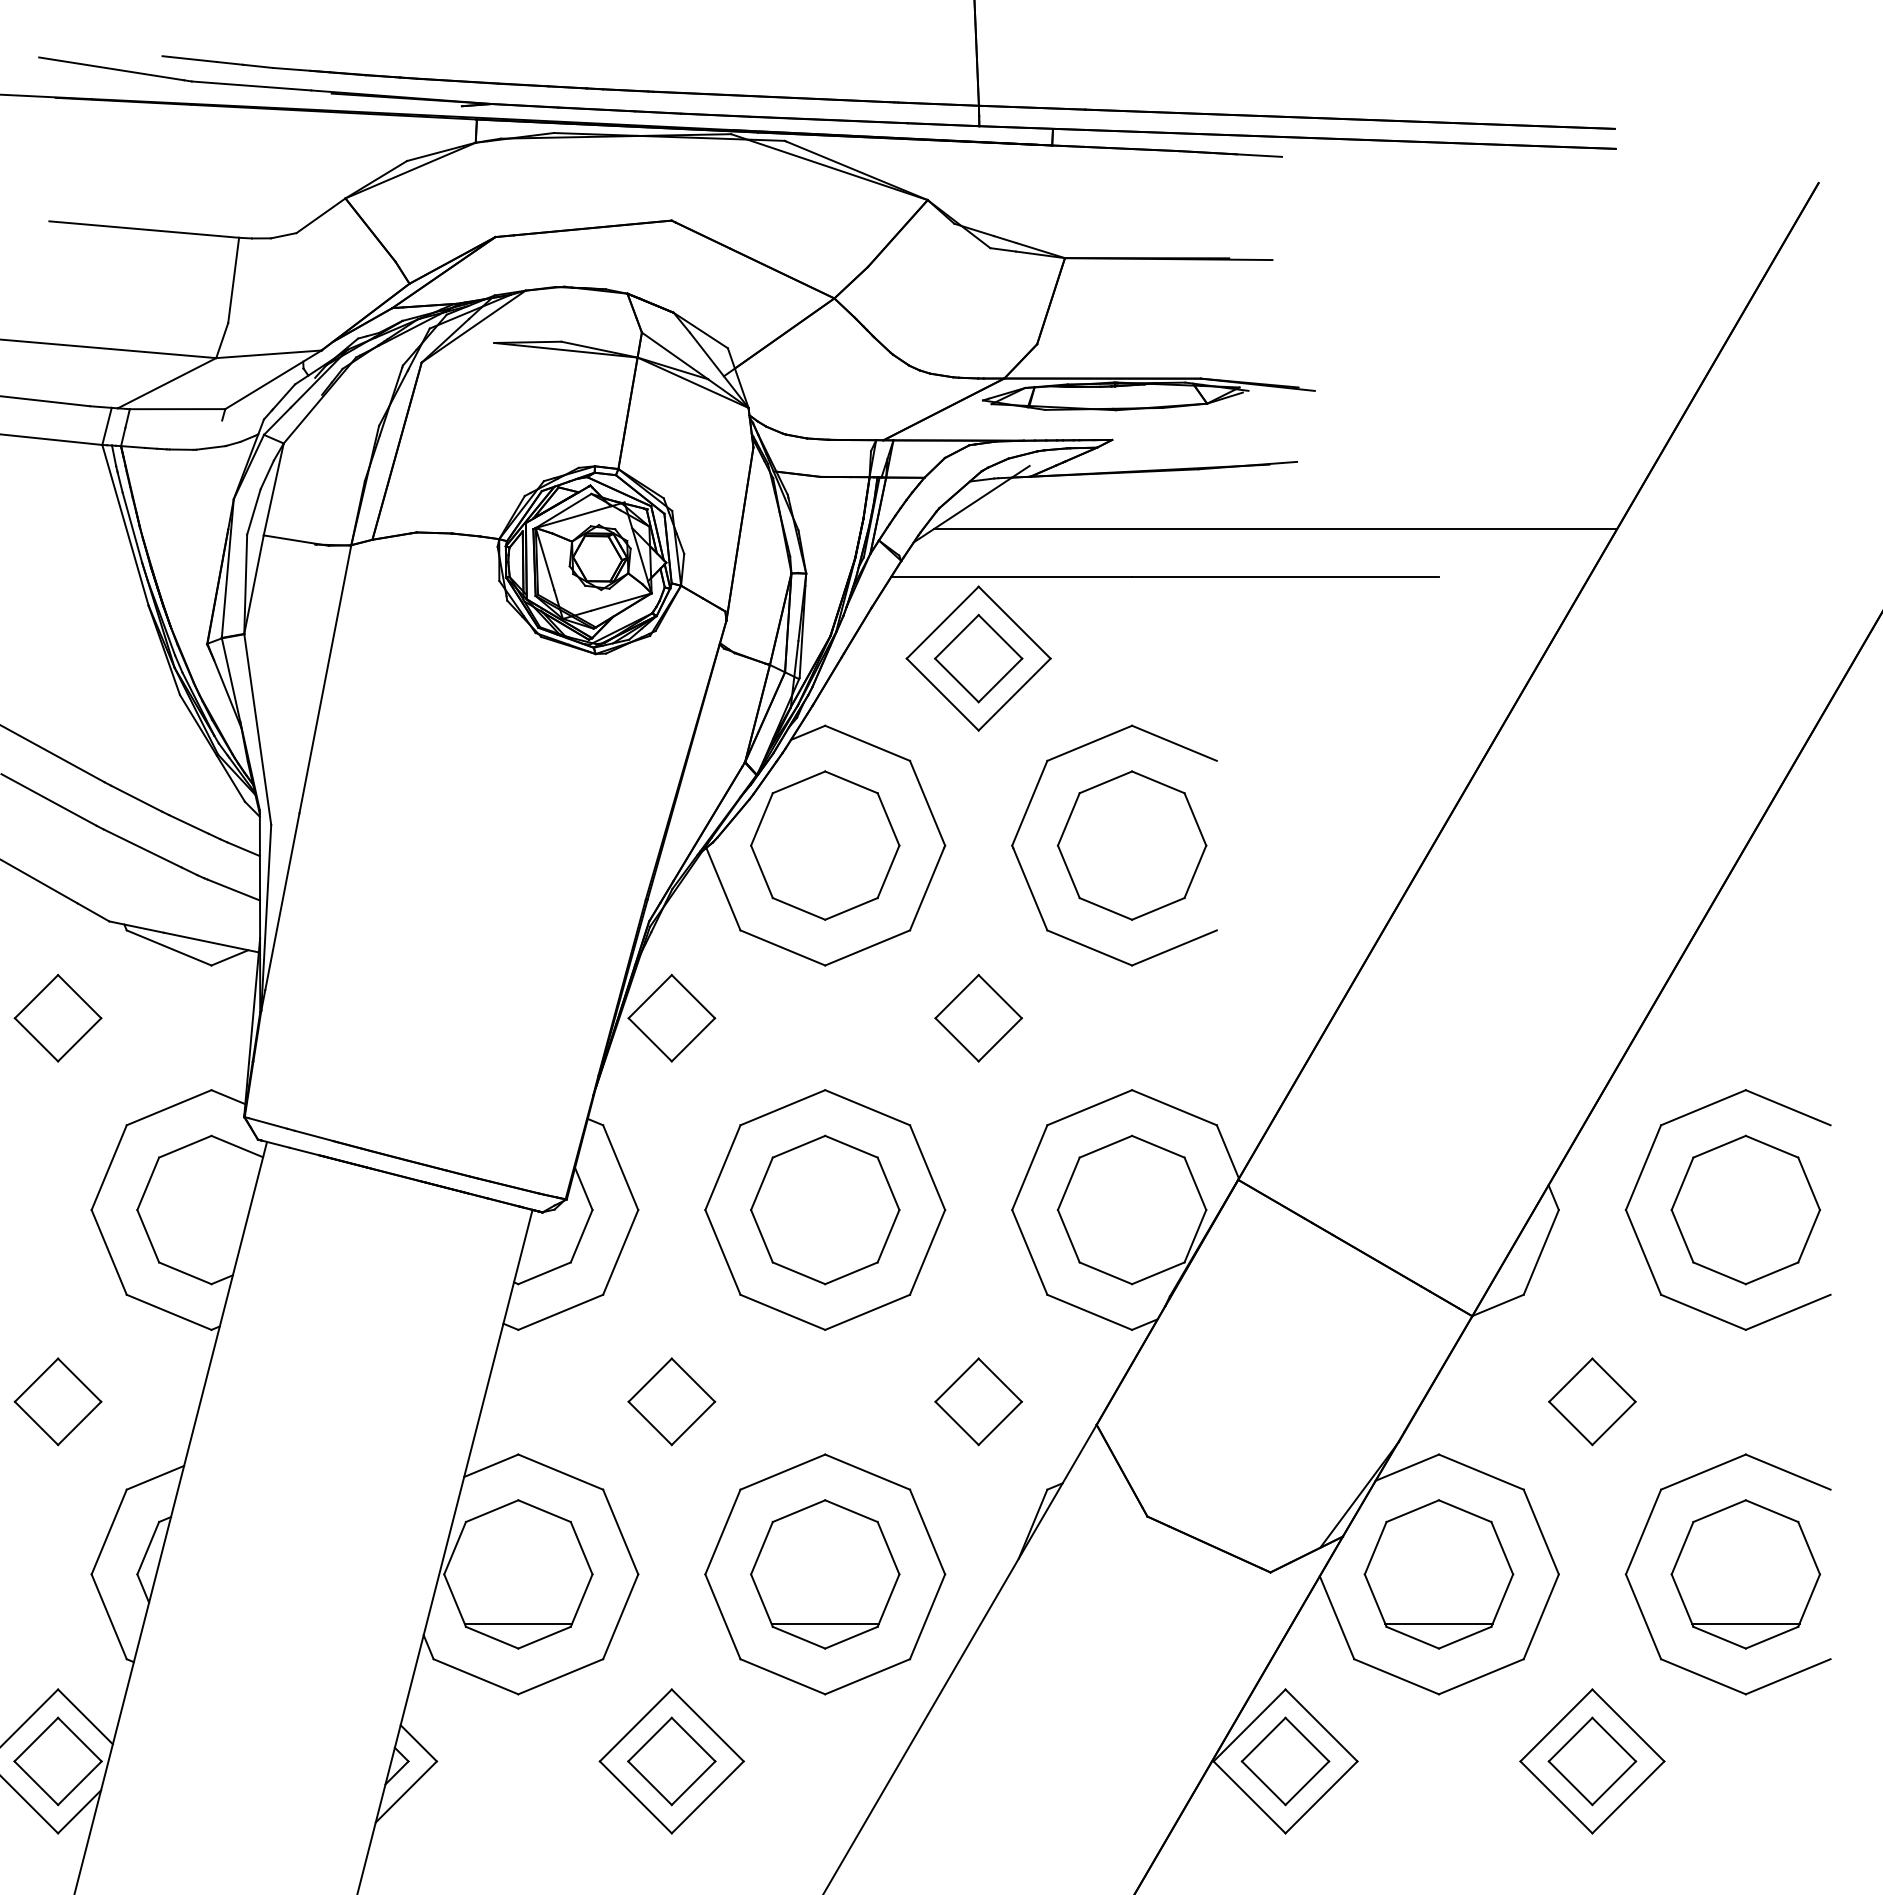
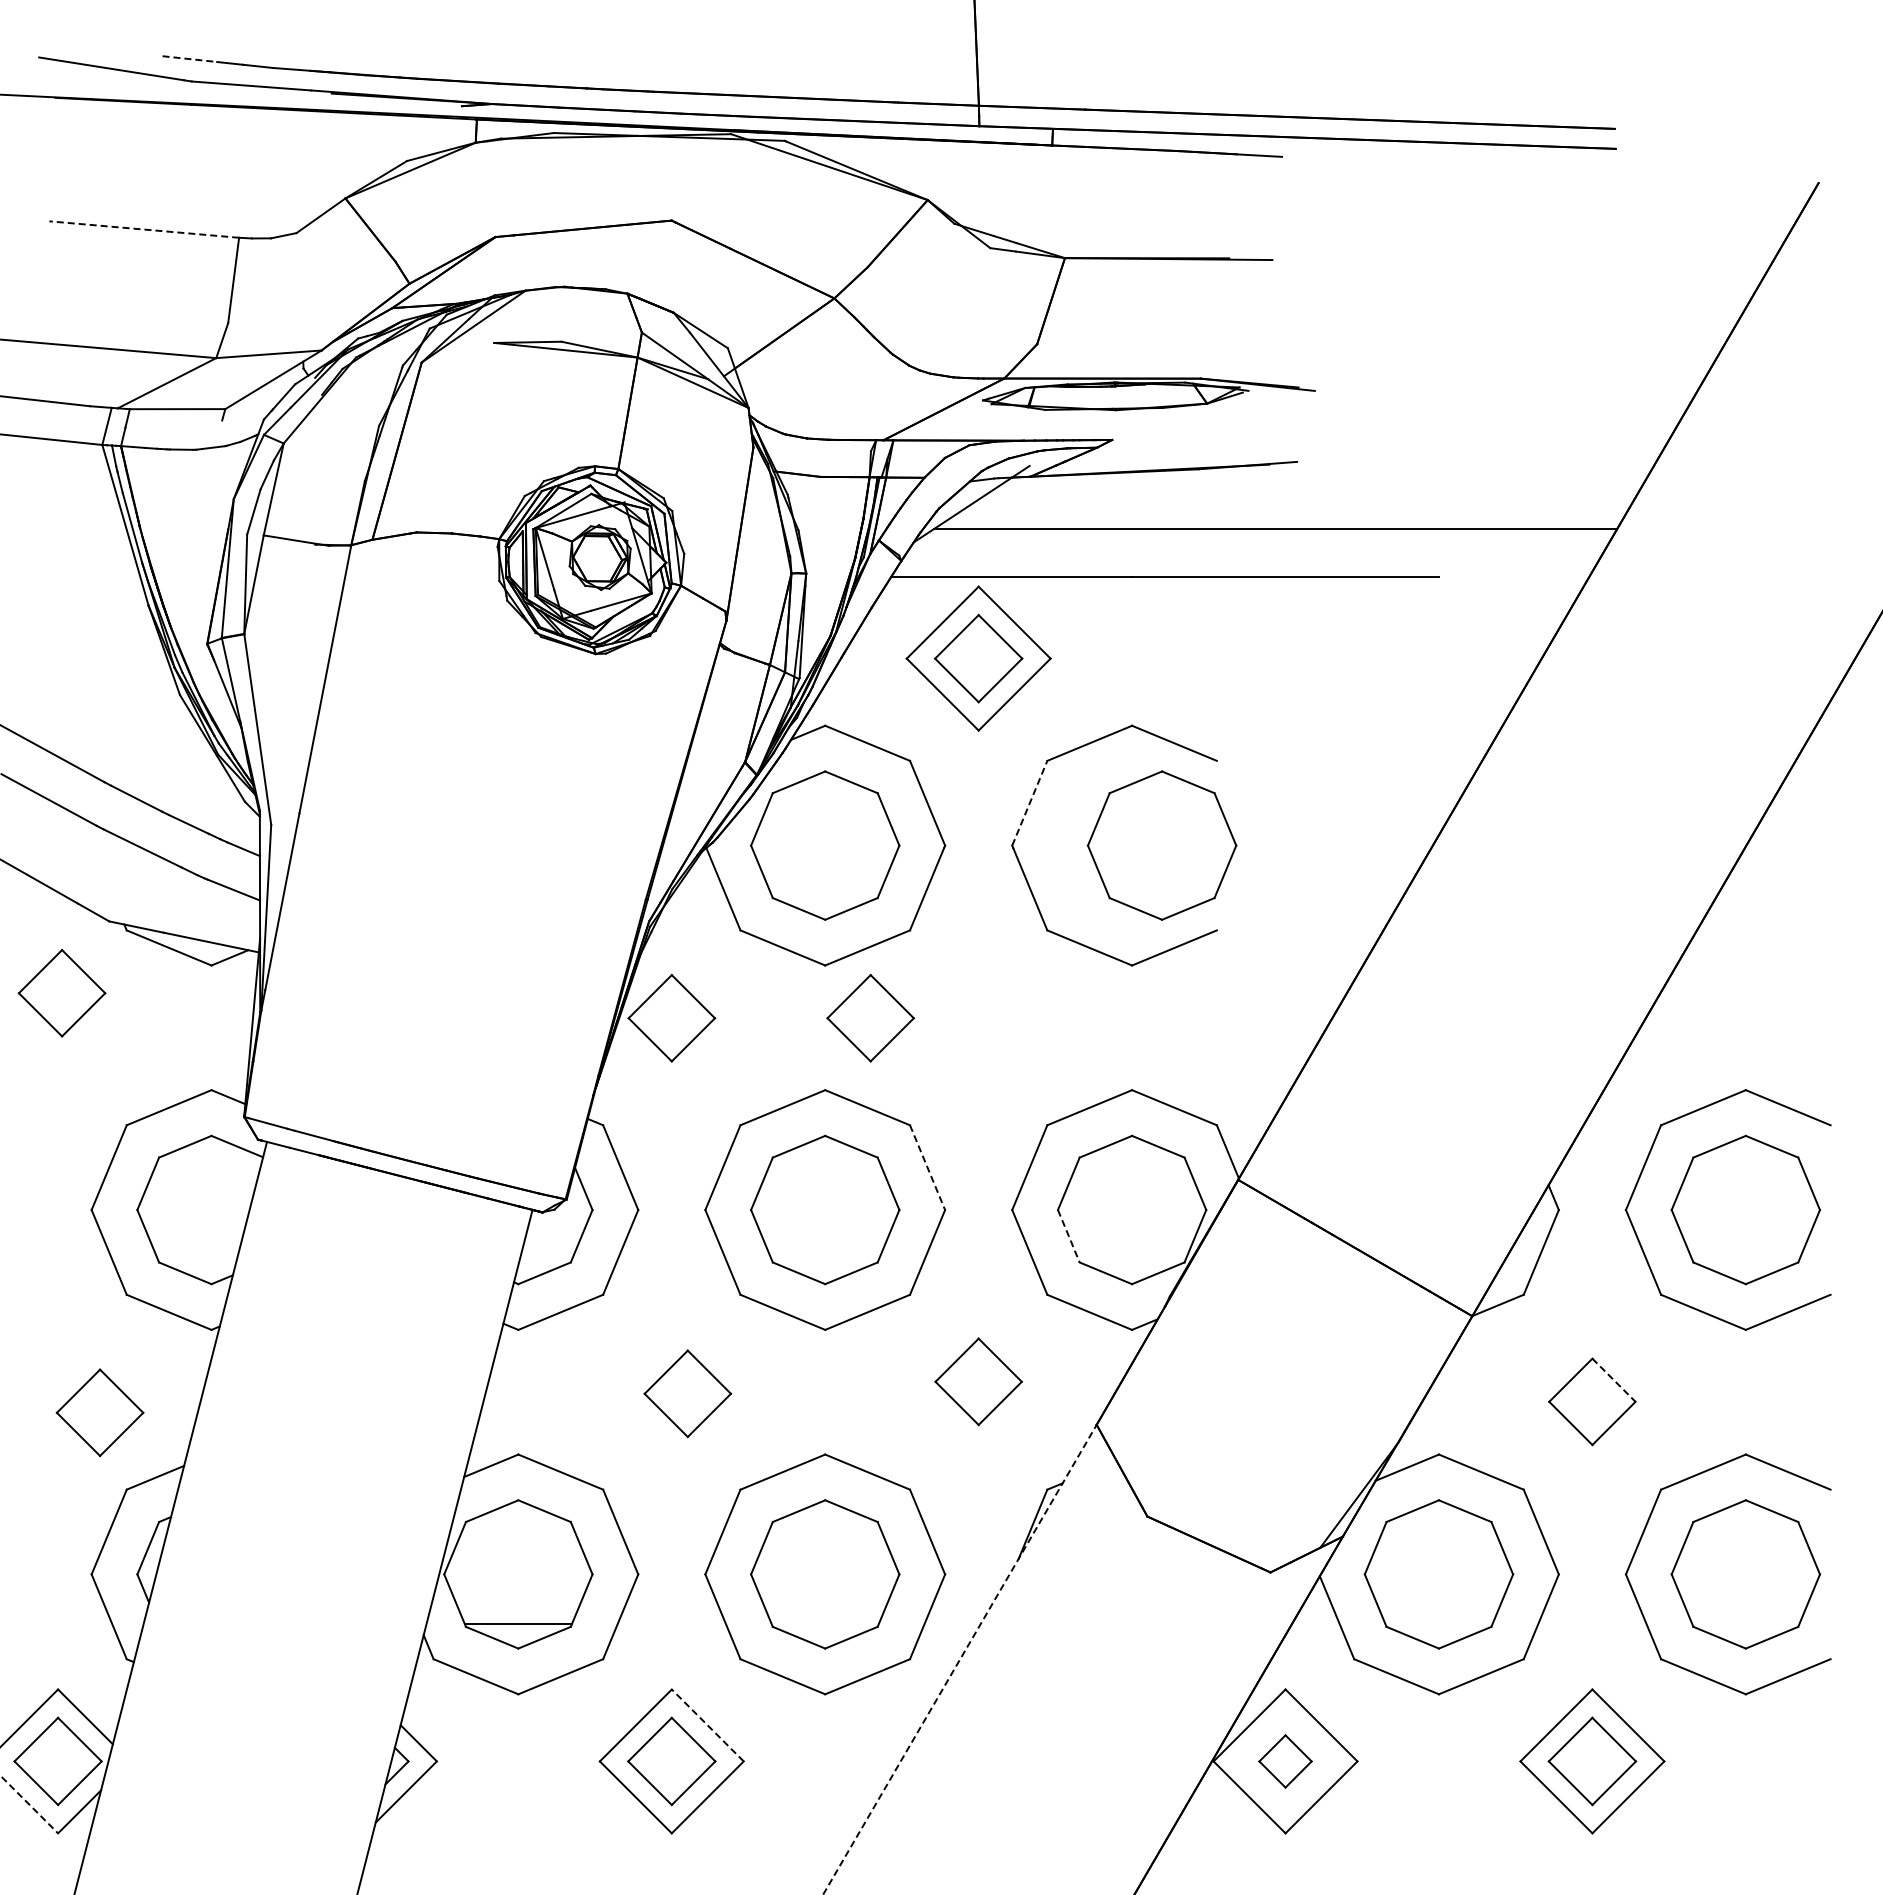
line: solid -> dashed (190, 59)
line: solid -> dashed (143, 229)
line: solid -> dashed (1029, 803)
part position: (1131, 845) -> (1161, 845) (1161, 845)
part position: (978, 1017) -> (870, 1017) (870, 1017)
part position: (57, 1018) -> (61, 993) (61, 993)
line: solid -> dashed (927, 1167)
line: solid -> dashed (1069, 1236)
line: solid -> dashed (1613, 1380)
part position: (57, 1401) -> (99, 1412) (99, 1412)
part position: (671, 1401) -> (687, 1393) (687, 1393)
part position: (978, 1401) -> (978, 1381) (978, 1381)
line: present -> none (824, 1623)
line: present -> none (1438, 1623)
line: present -> none (1745, 1623)
line: solid -> dashed (959, 1659)
line: solid -> dashed (707, 1725)
part size: 91x91 px -> 55x55 px (1285, 1761)
line: solid -> dashed (29, 1804)
